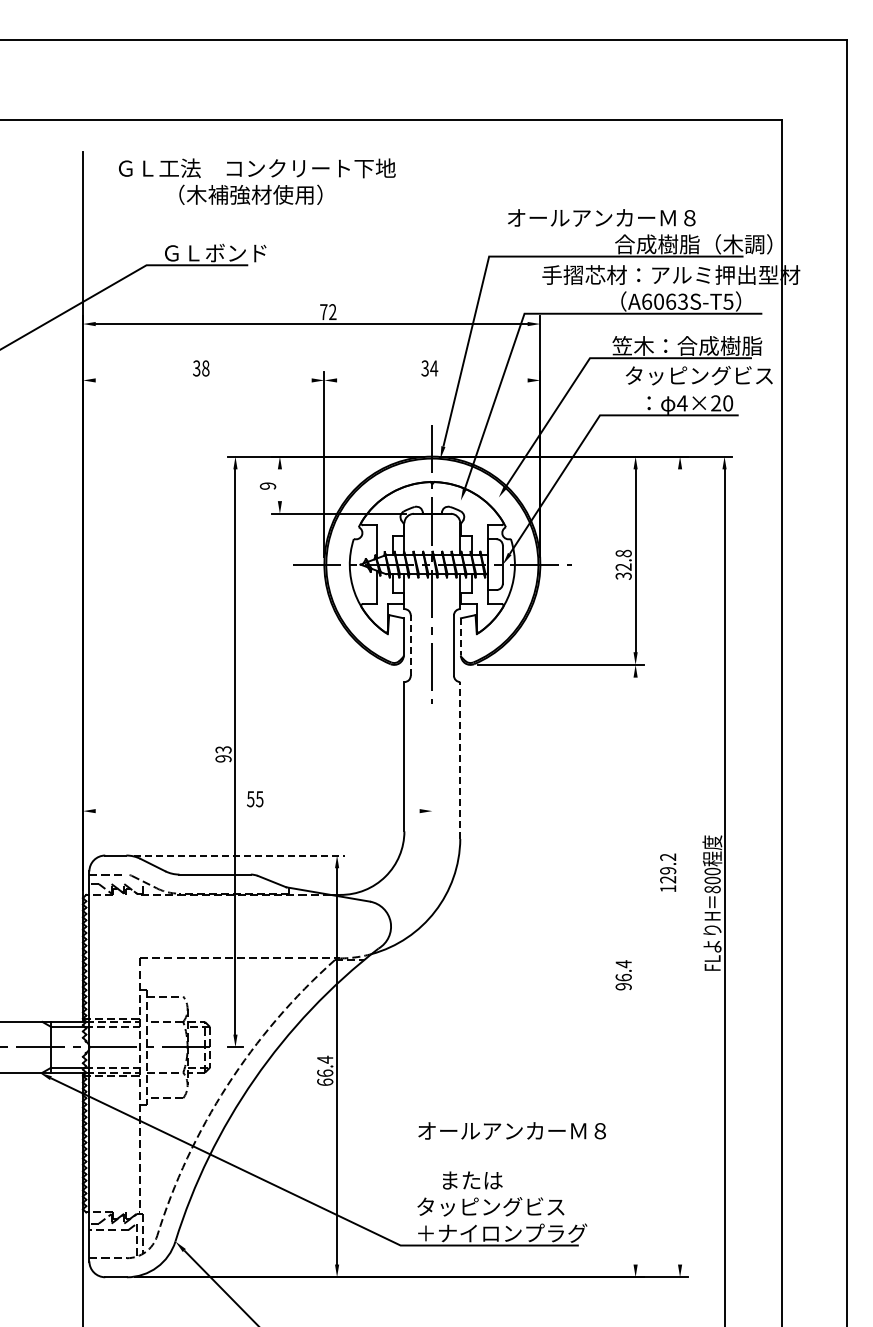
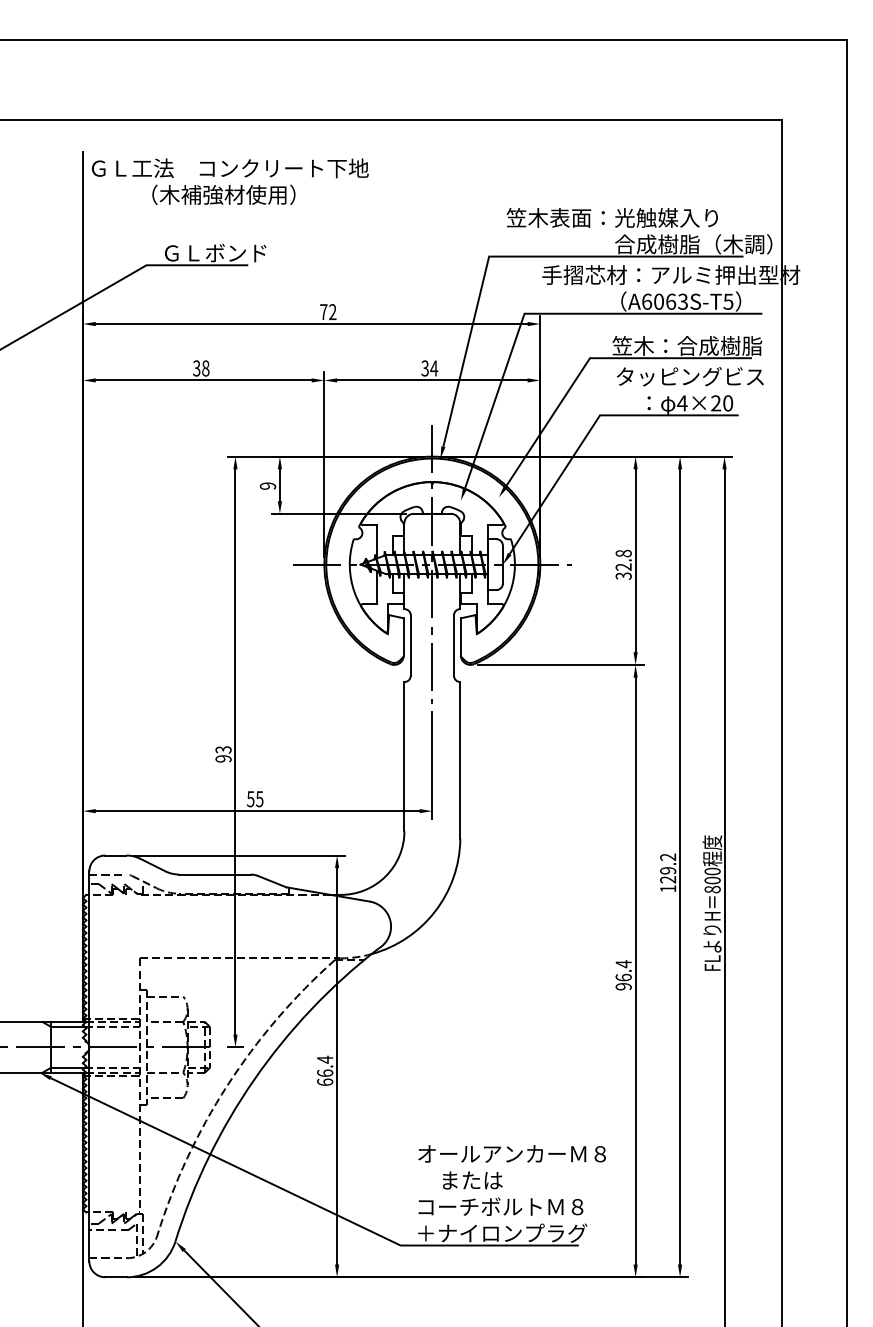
text position: (257, 181) -> (230, 181) (230, 181)
text: オールアンカーＭ８ -> 笠木表面：光触媒入り (611, 217)
text position: (699, 375) -> (690, 376) (690, 376)
line: none -> present (203, 380)
line: none -> present (432, 380)
line: none -> present (279, 485)
line: dashed -> solid (460, 636)
line: dashed -> solid (410, 645)
line: dashed -> solid (460, 760)
line: none -> present (432, 765)
line: none -> present (257, 811)
line: dashed -> solid (240, 855)
line: none -> present (680, 866)
line: none -> present (635, 970)
text position: (511, 1130) -> (511, 1153) (511, 1153)
text: タッピングビス -> コーチボルトＭ８ (500, 1206)
